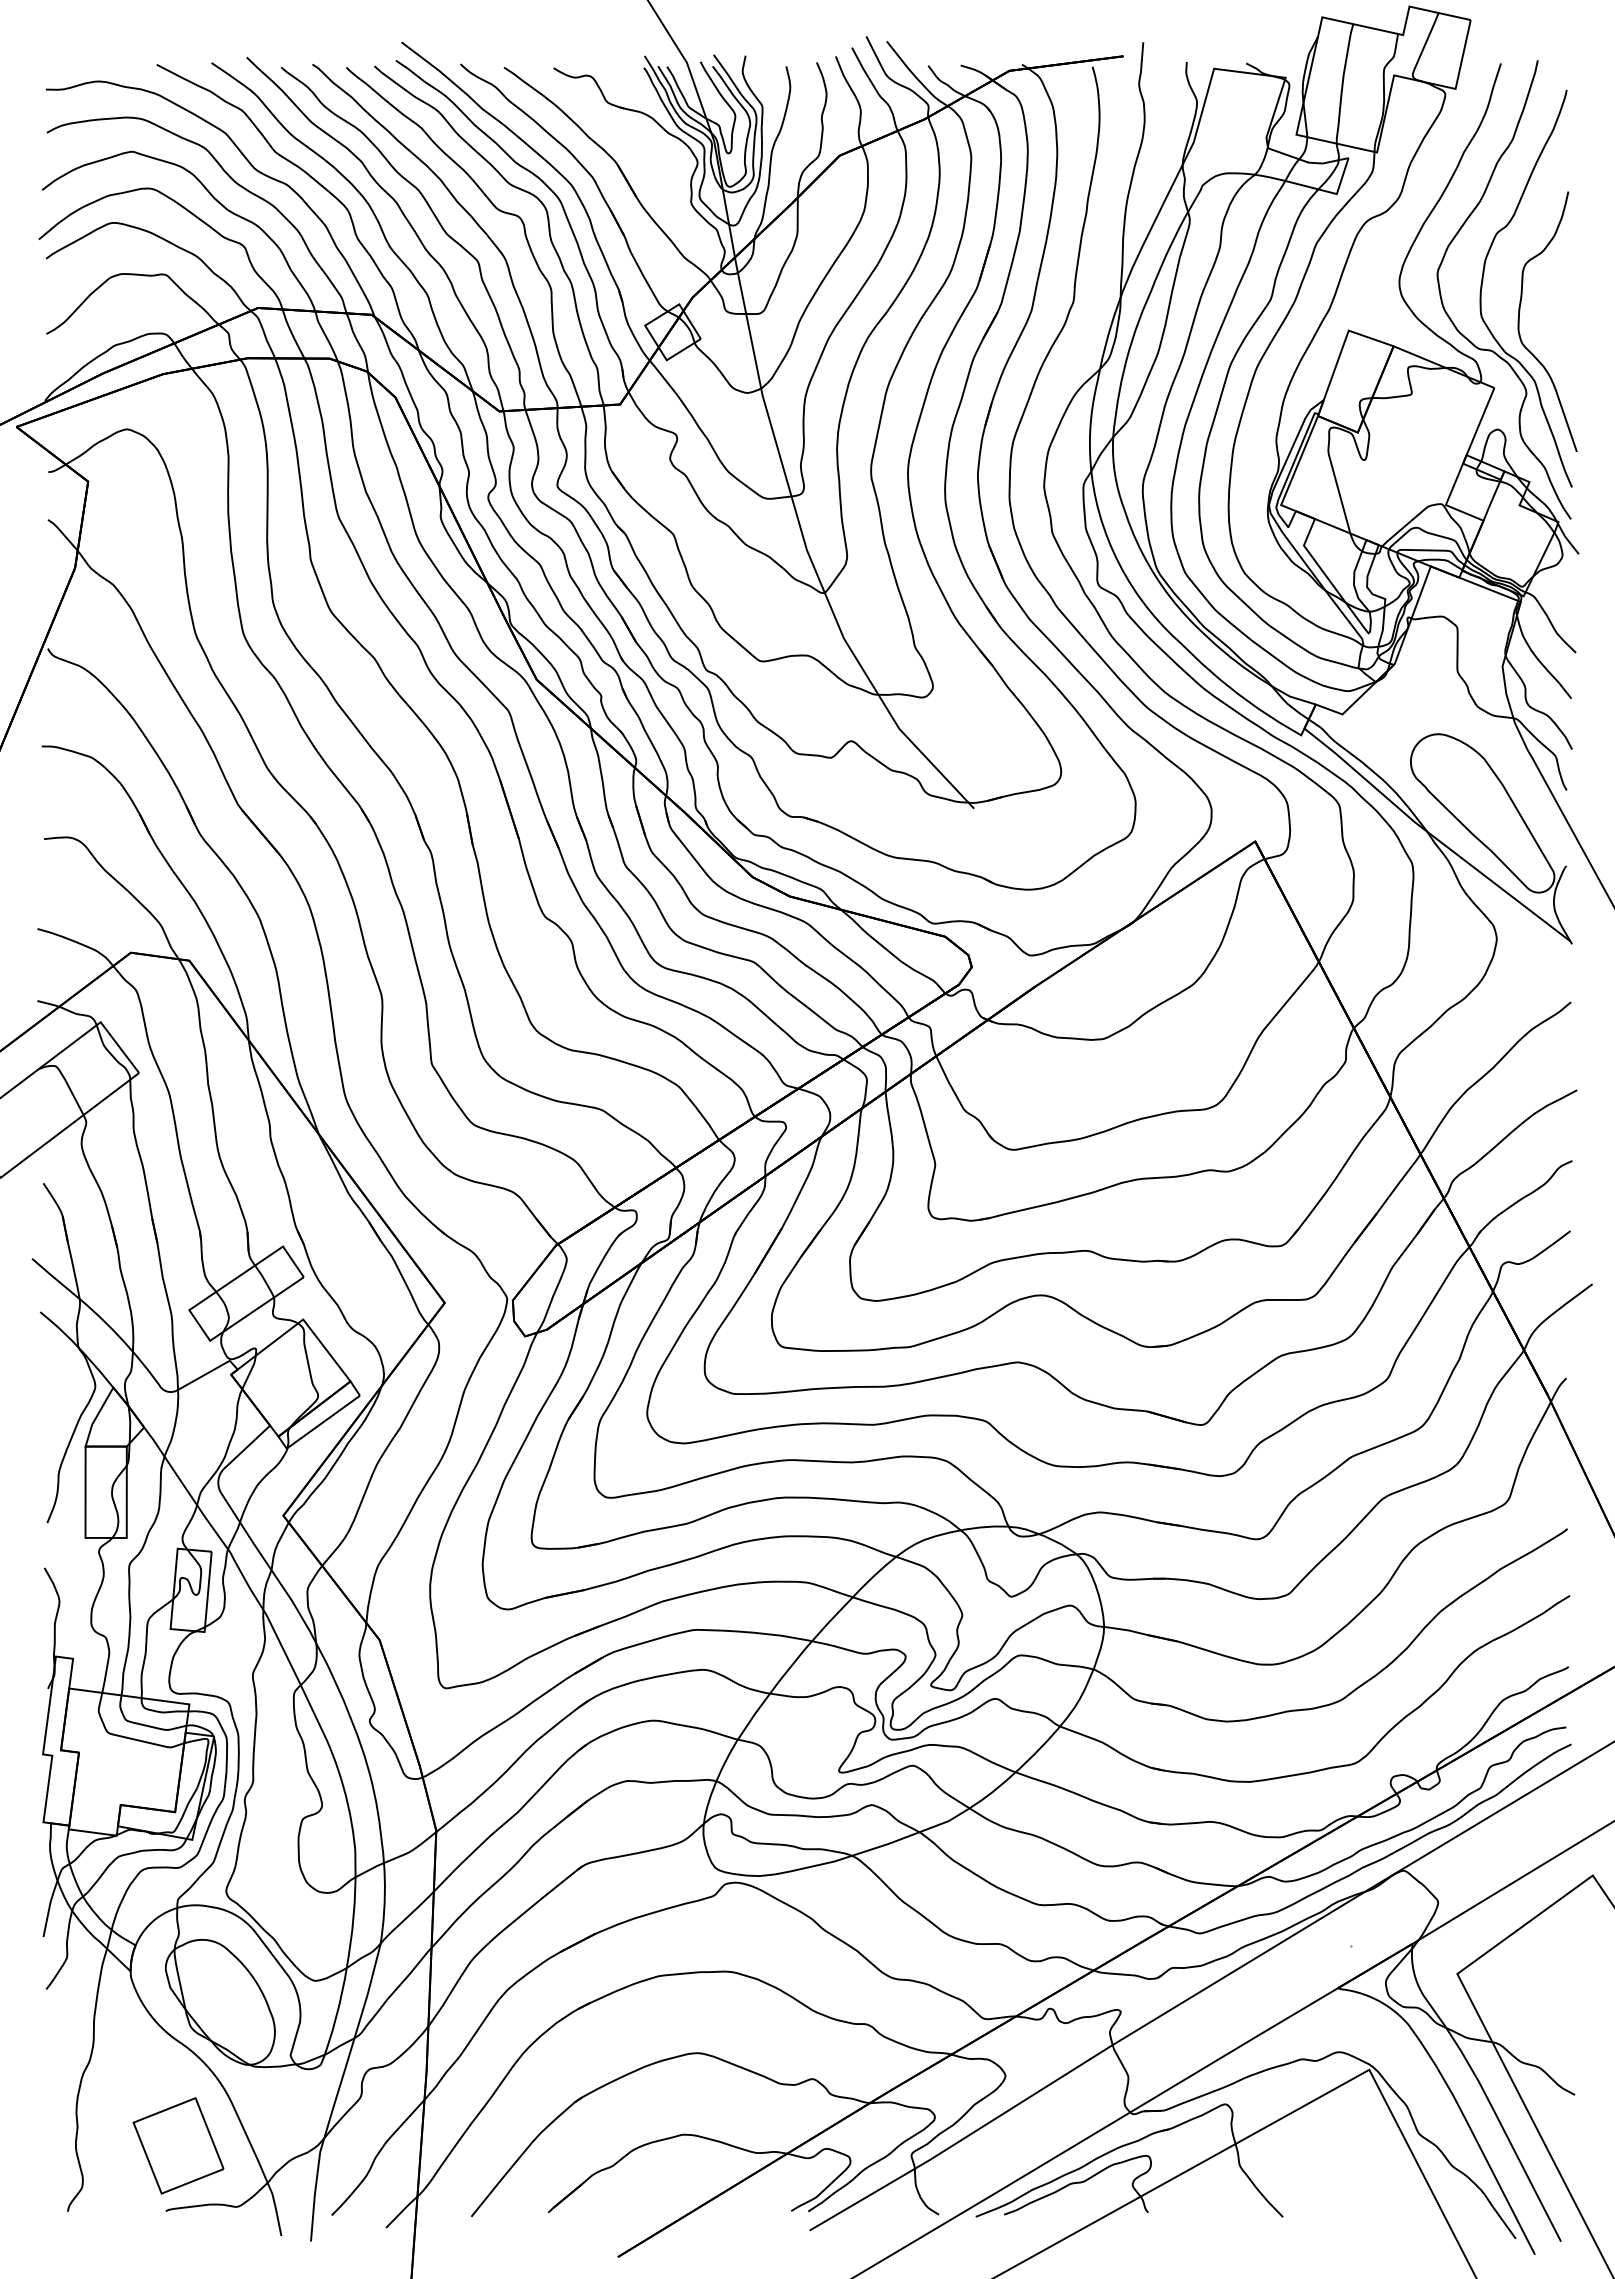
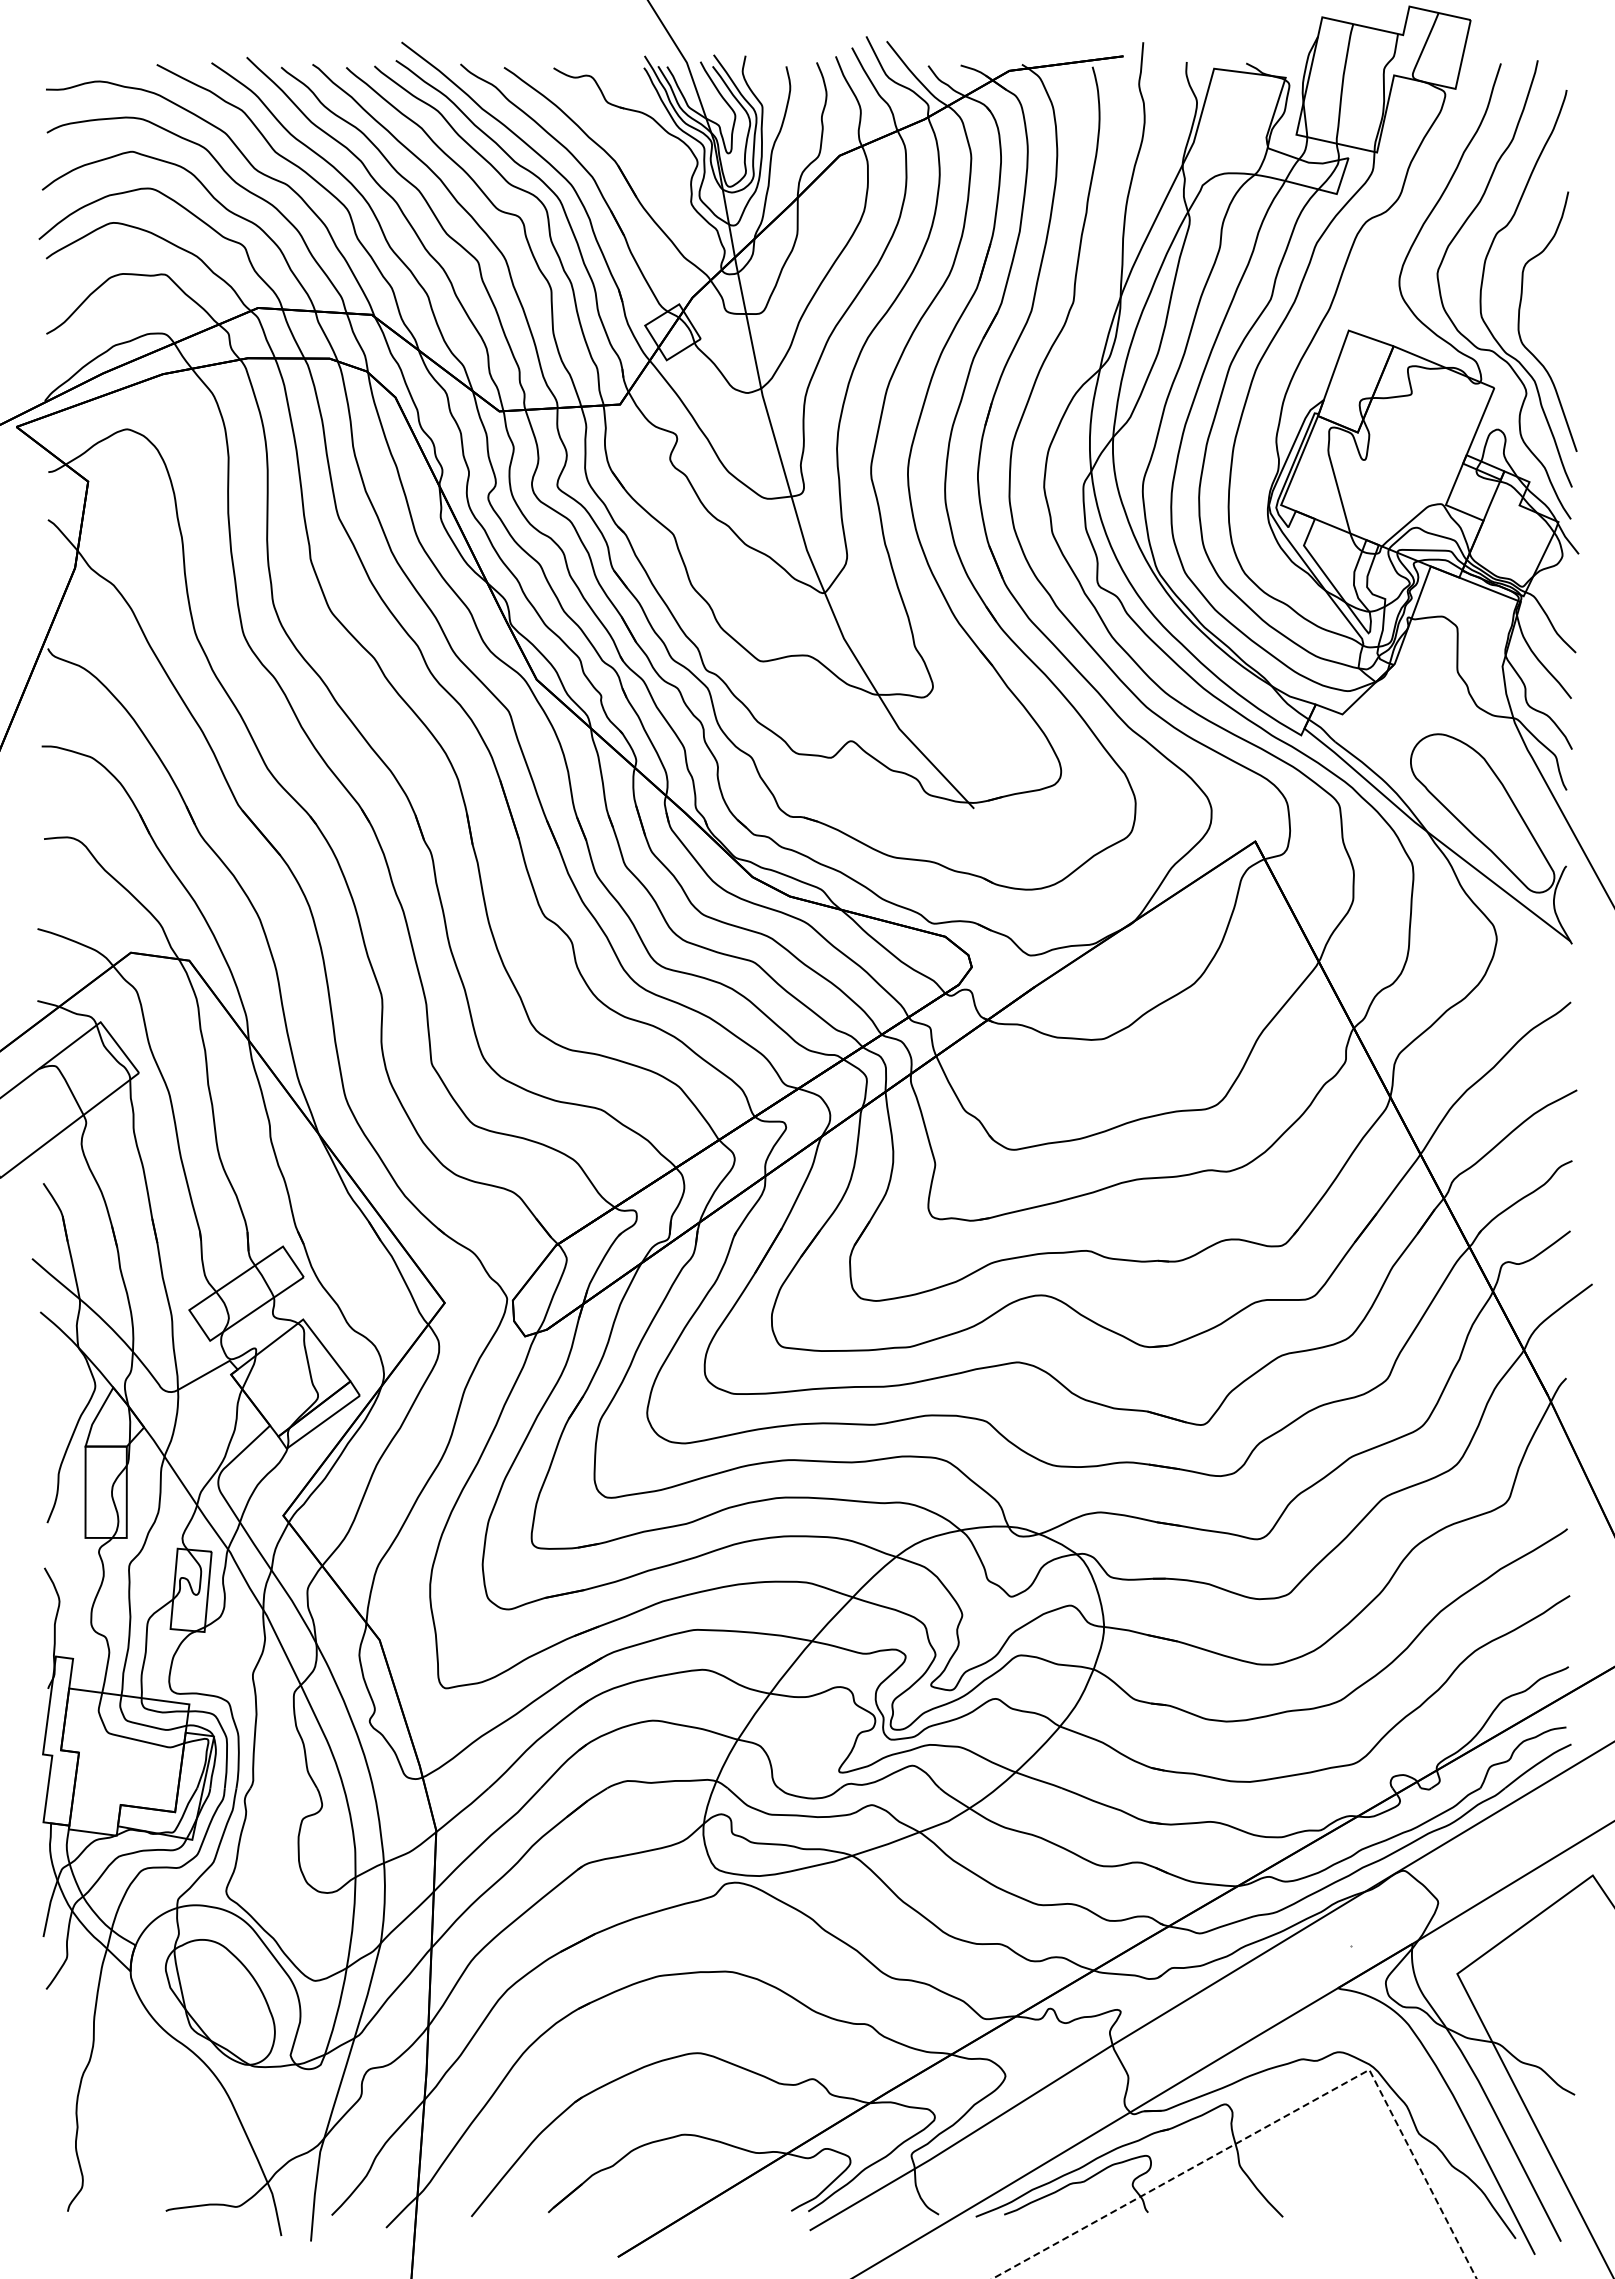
line: solid -> dashed (1284, 2116)
part: present -> none (178, 2145)
